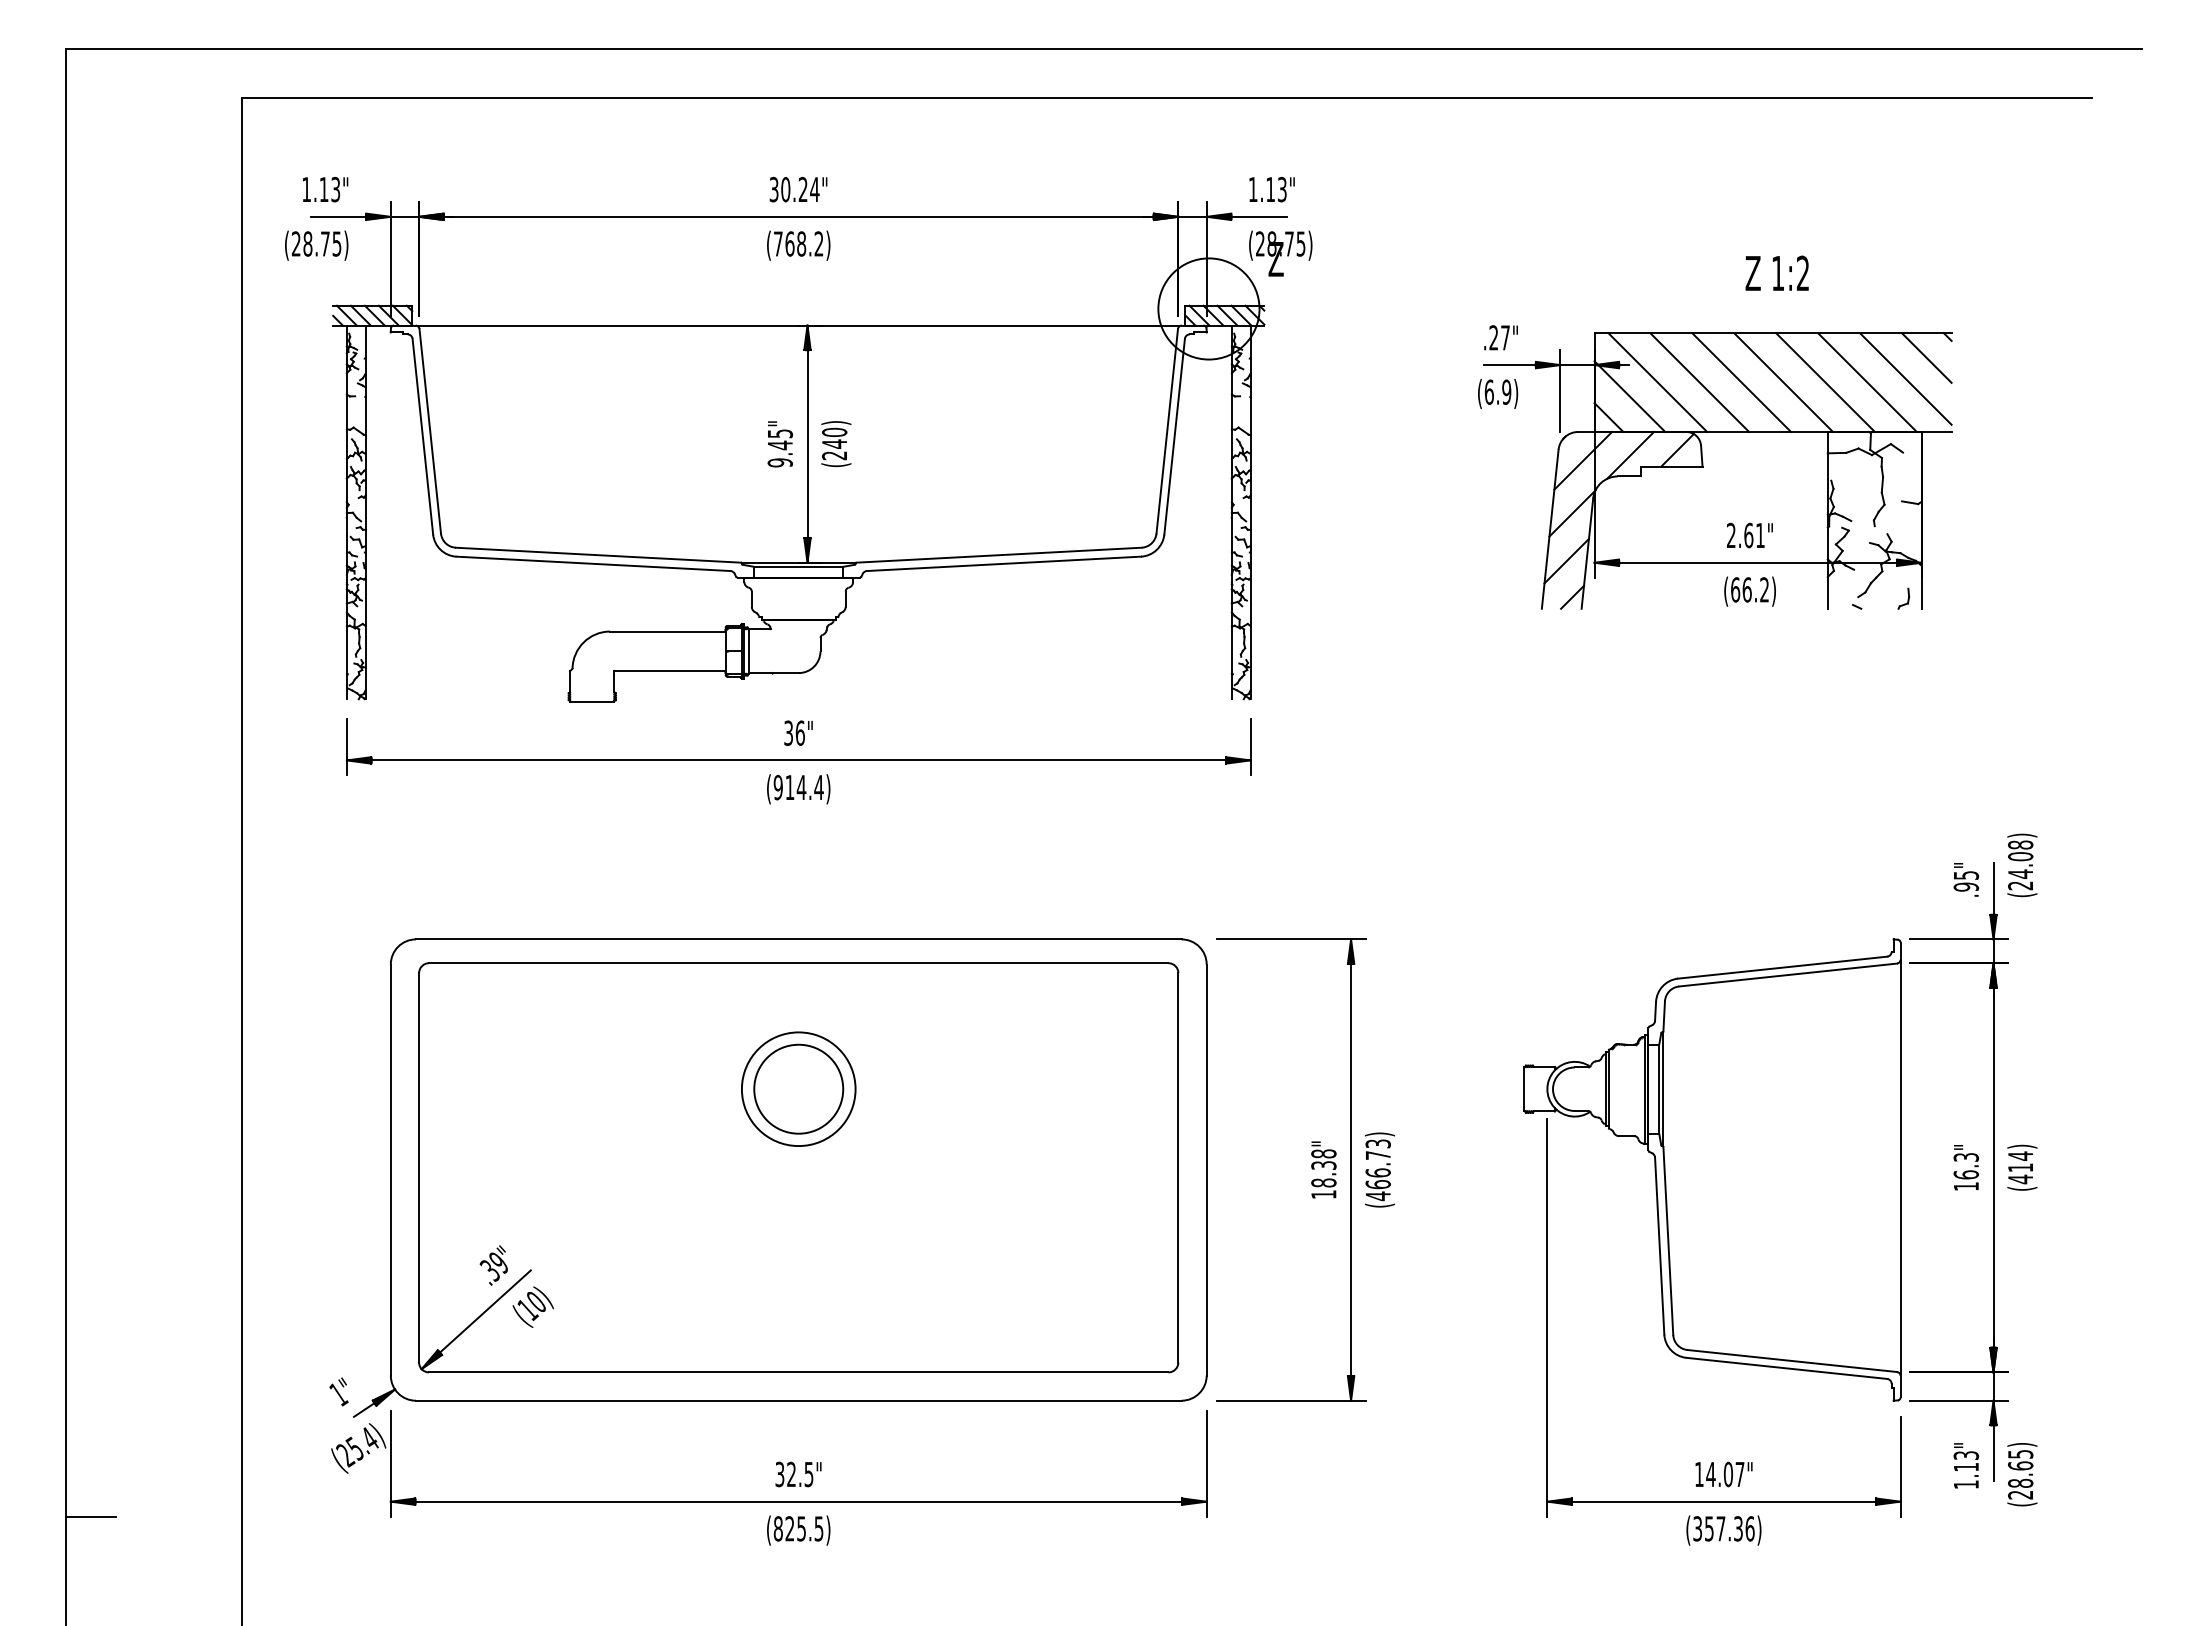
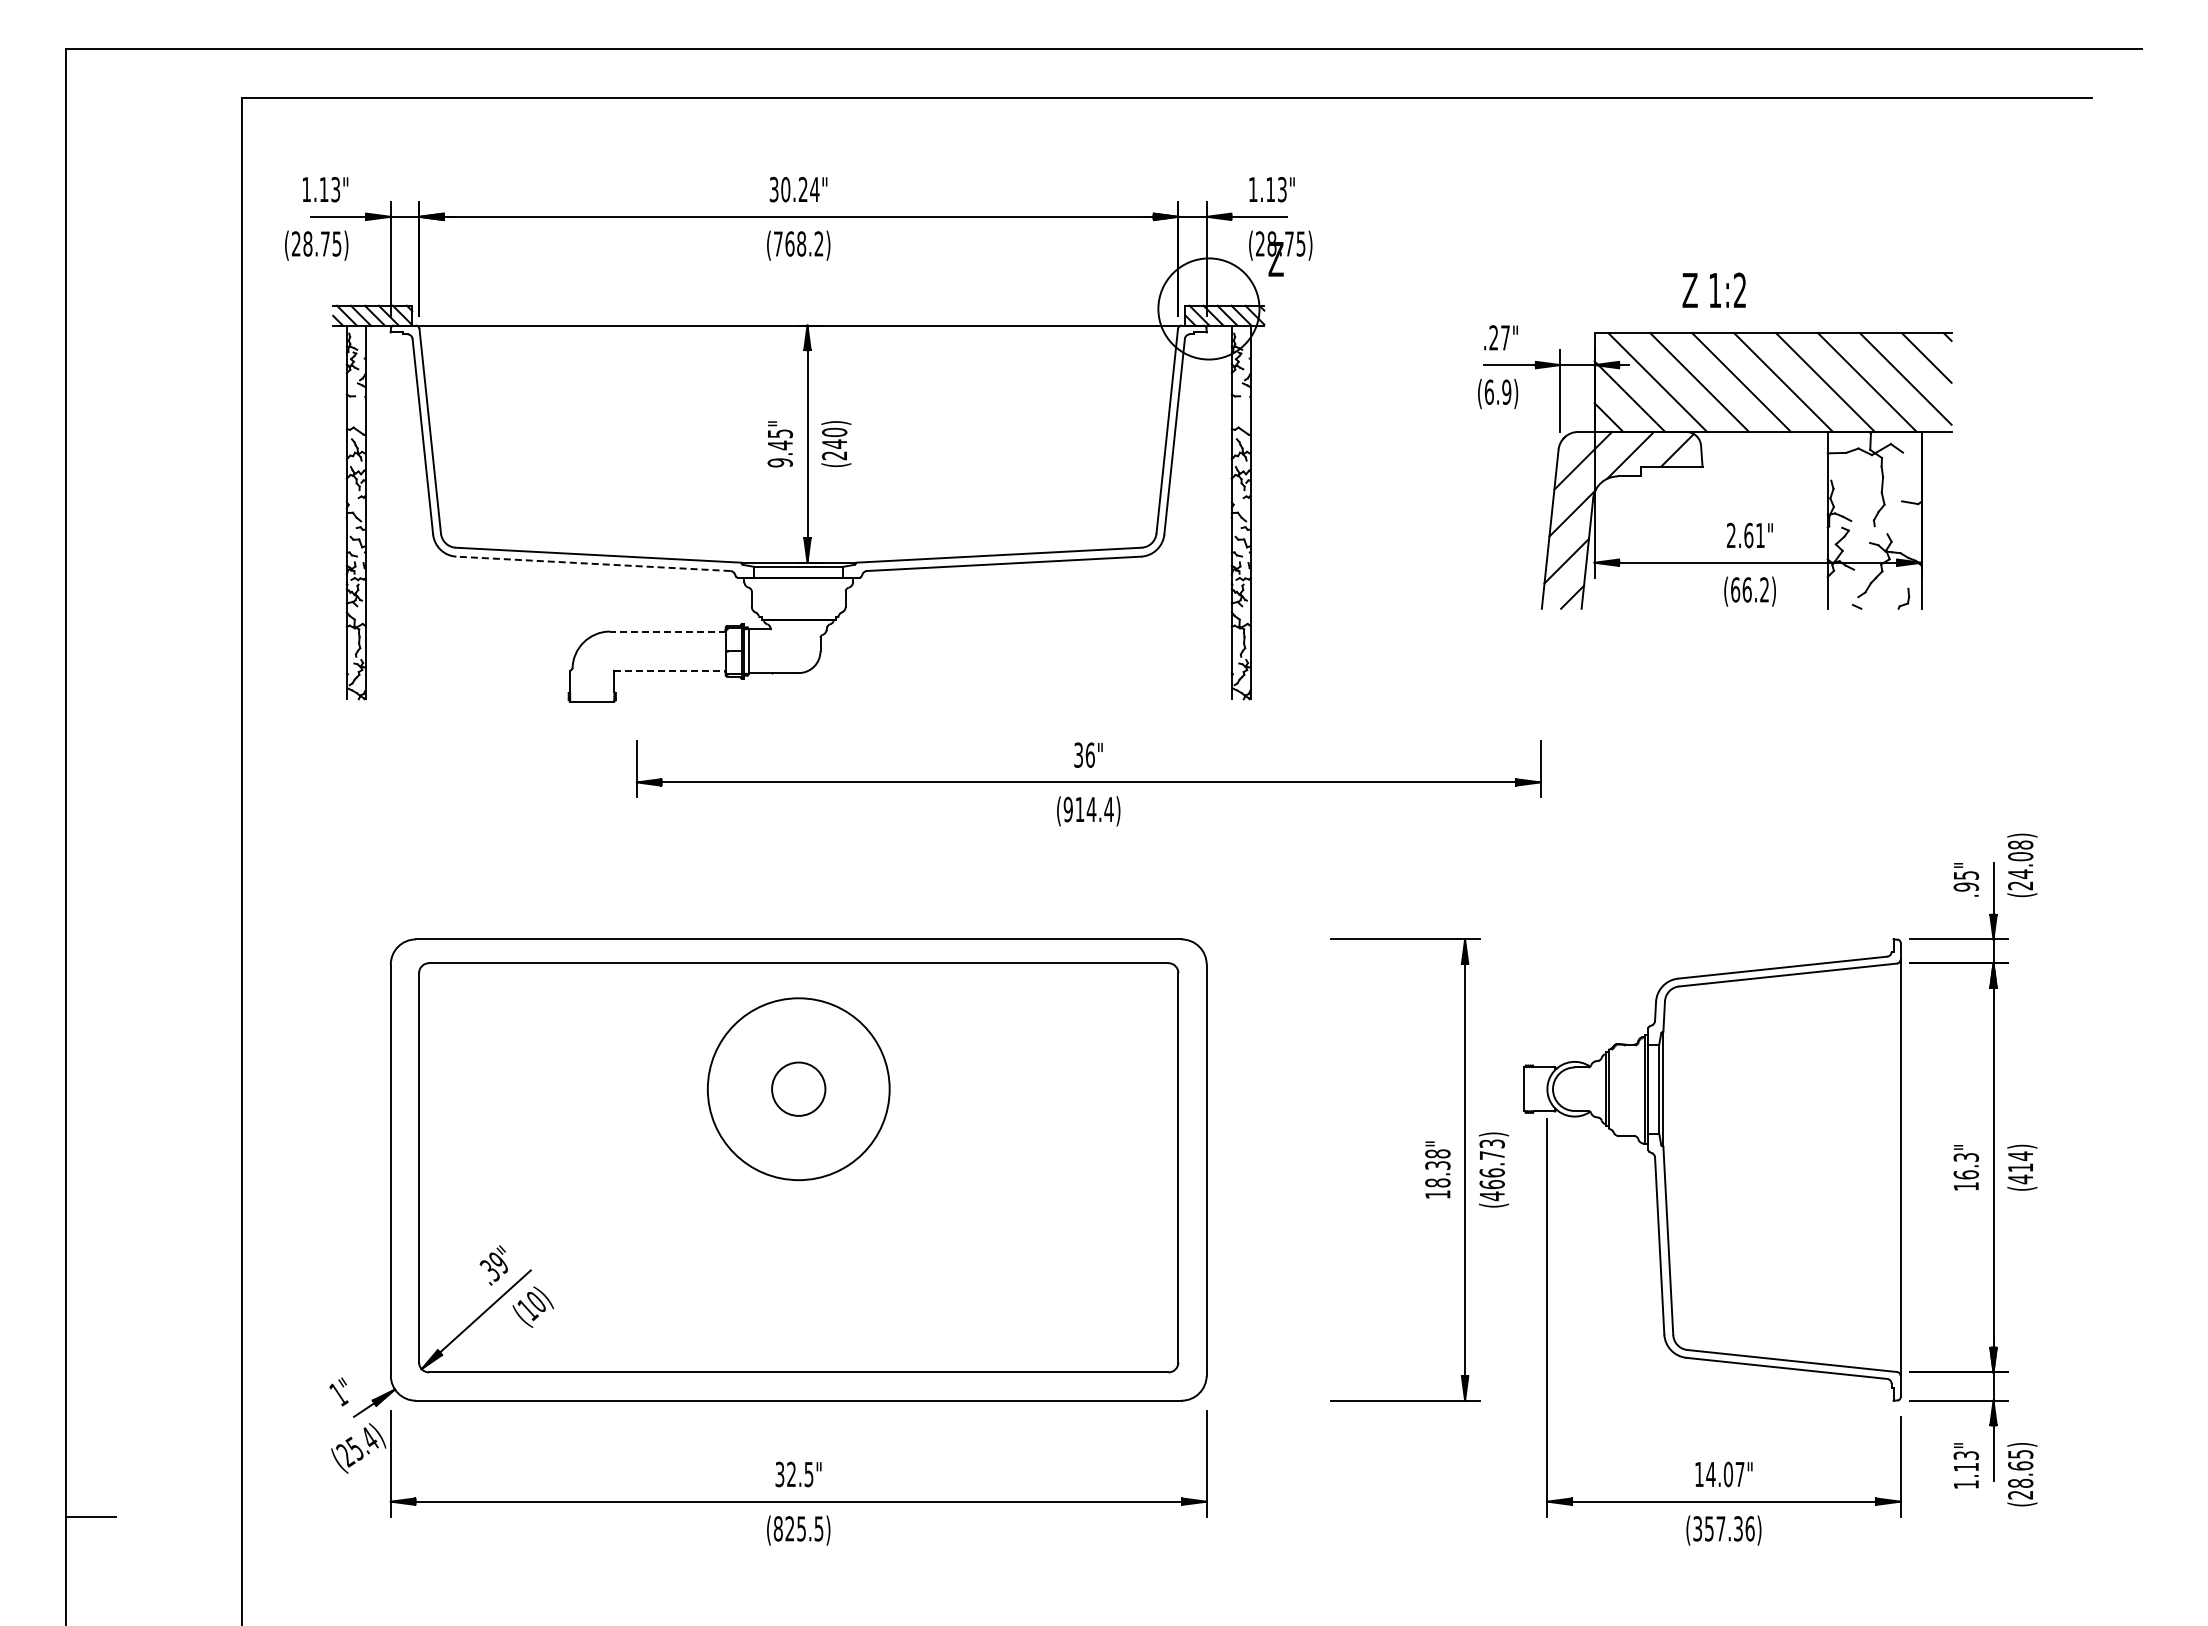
text position: (1776, 272) -> (1713, 289) (1713, 289)
line: solid -> dashed (592, 563)
line: solid -> dashed (667, 631)
line: solid -> dashed (670, 671)
part position: (798, 761) -> (1088, 783) (1088, 783)
circle diameter: 89 px -> 53 px (798, 1088)
circle diameter: 114 px -> 182 px (798, 1089)
part position: (1311, 1168) -> (1425, 1168) (1425, 1168)
